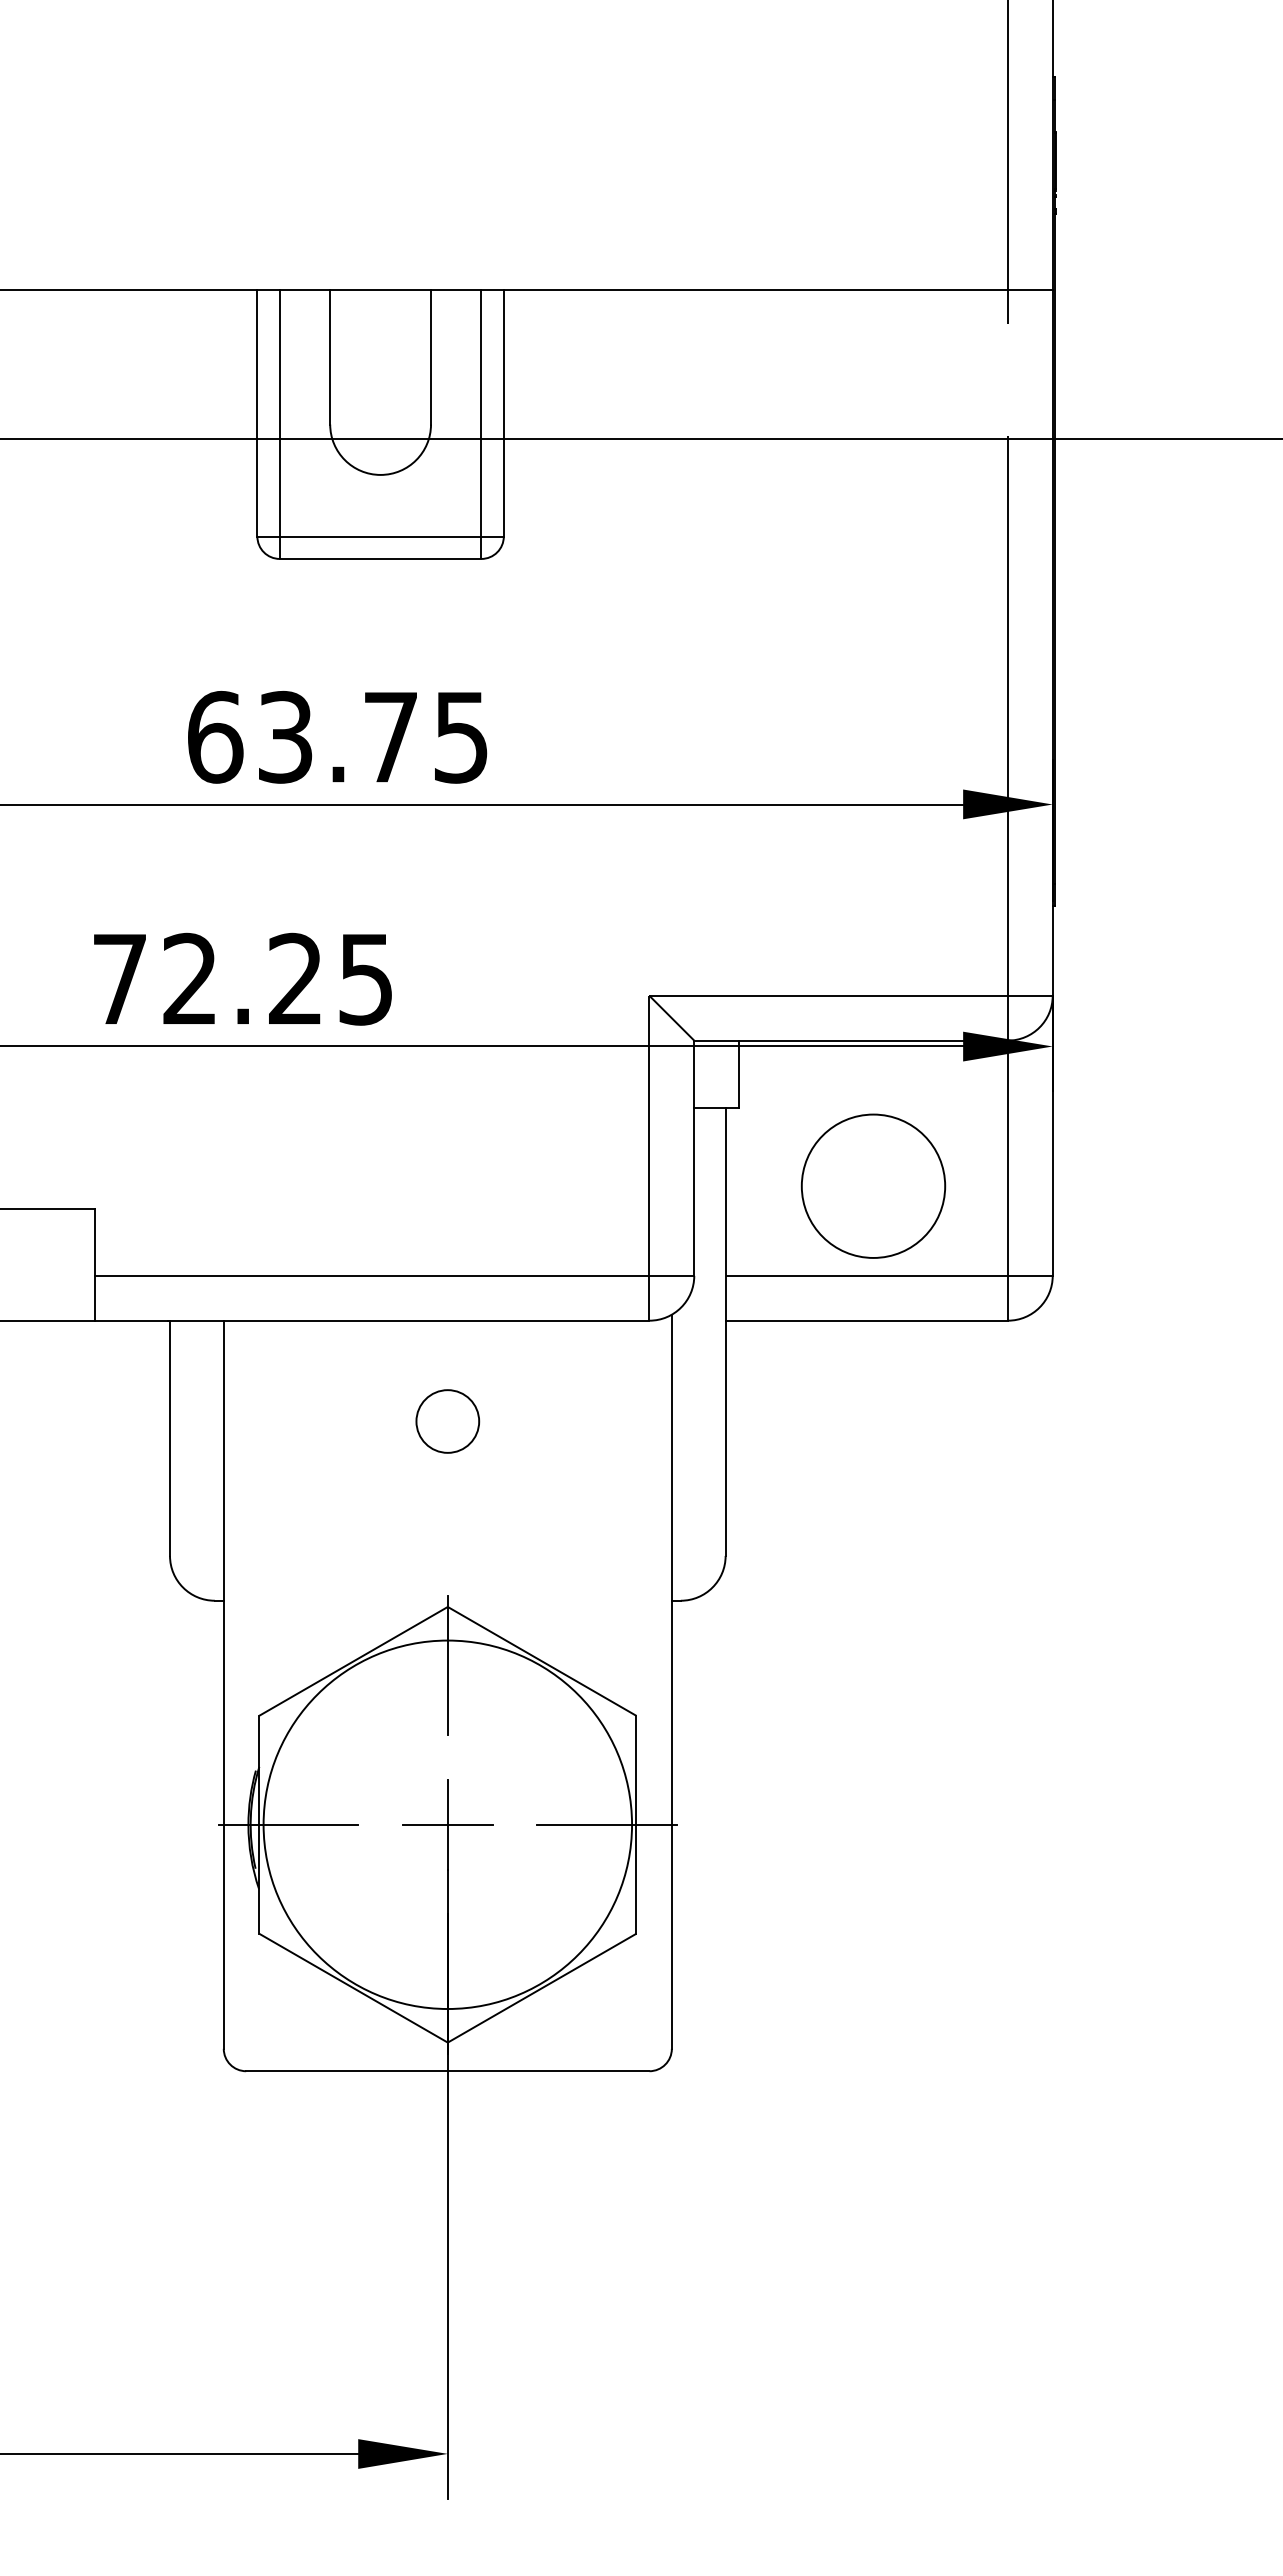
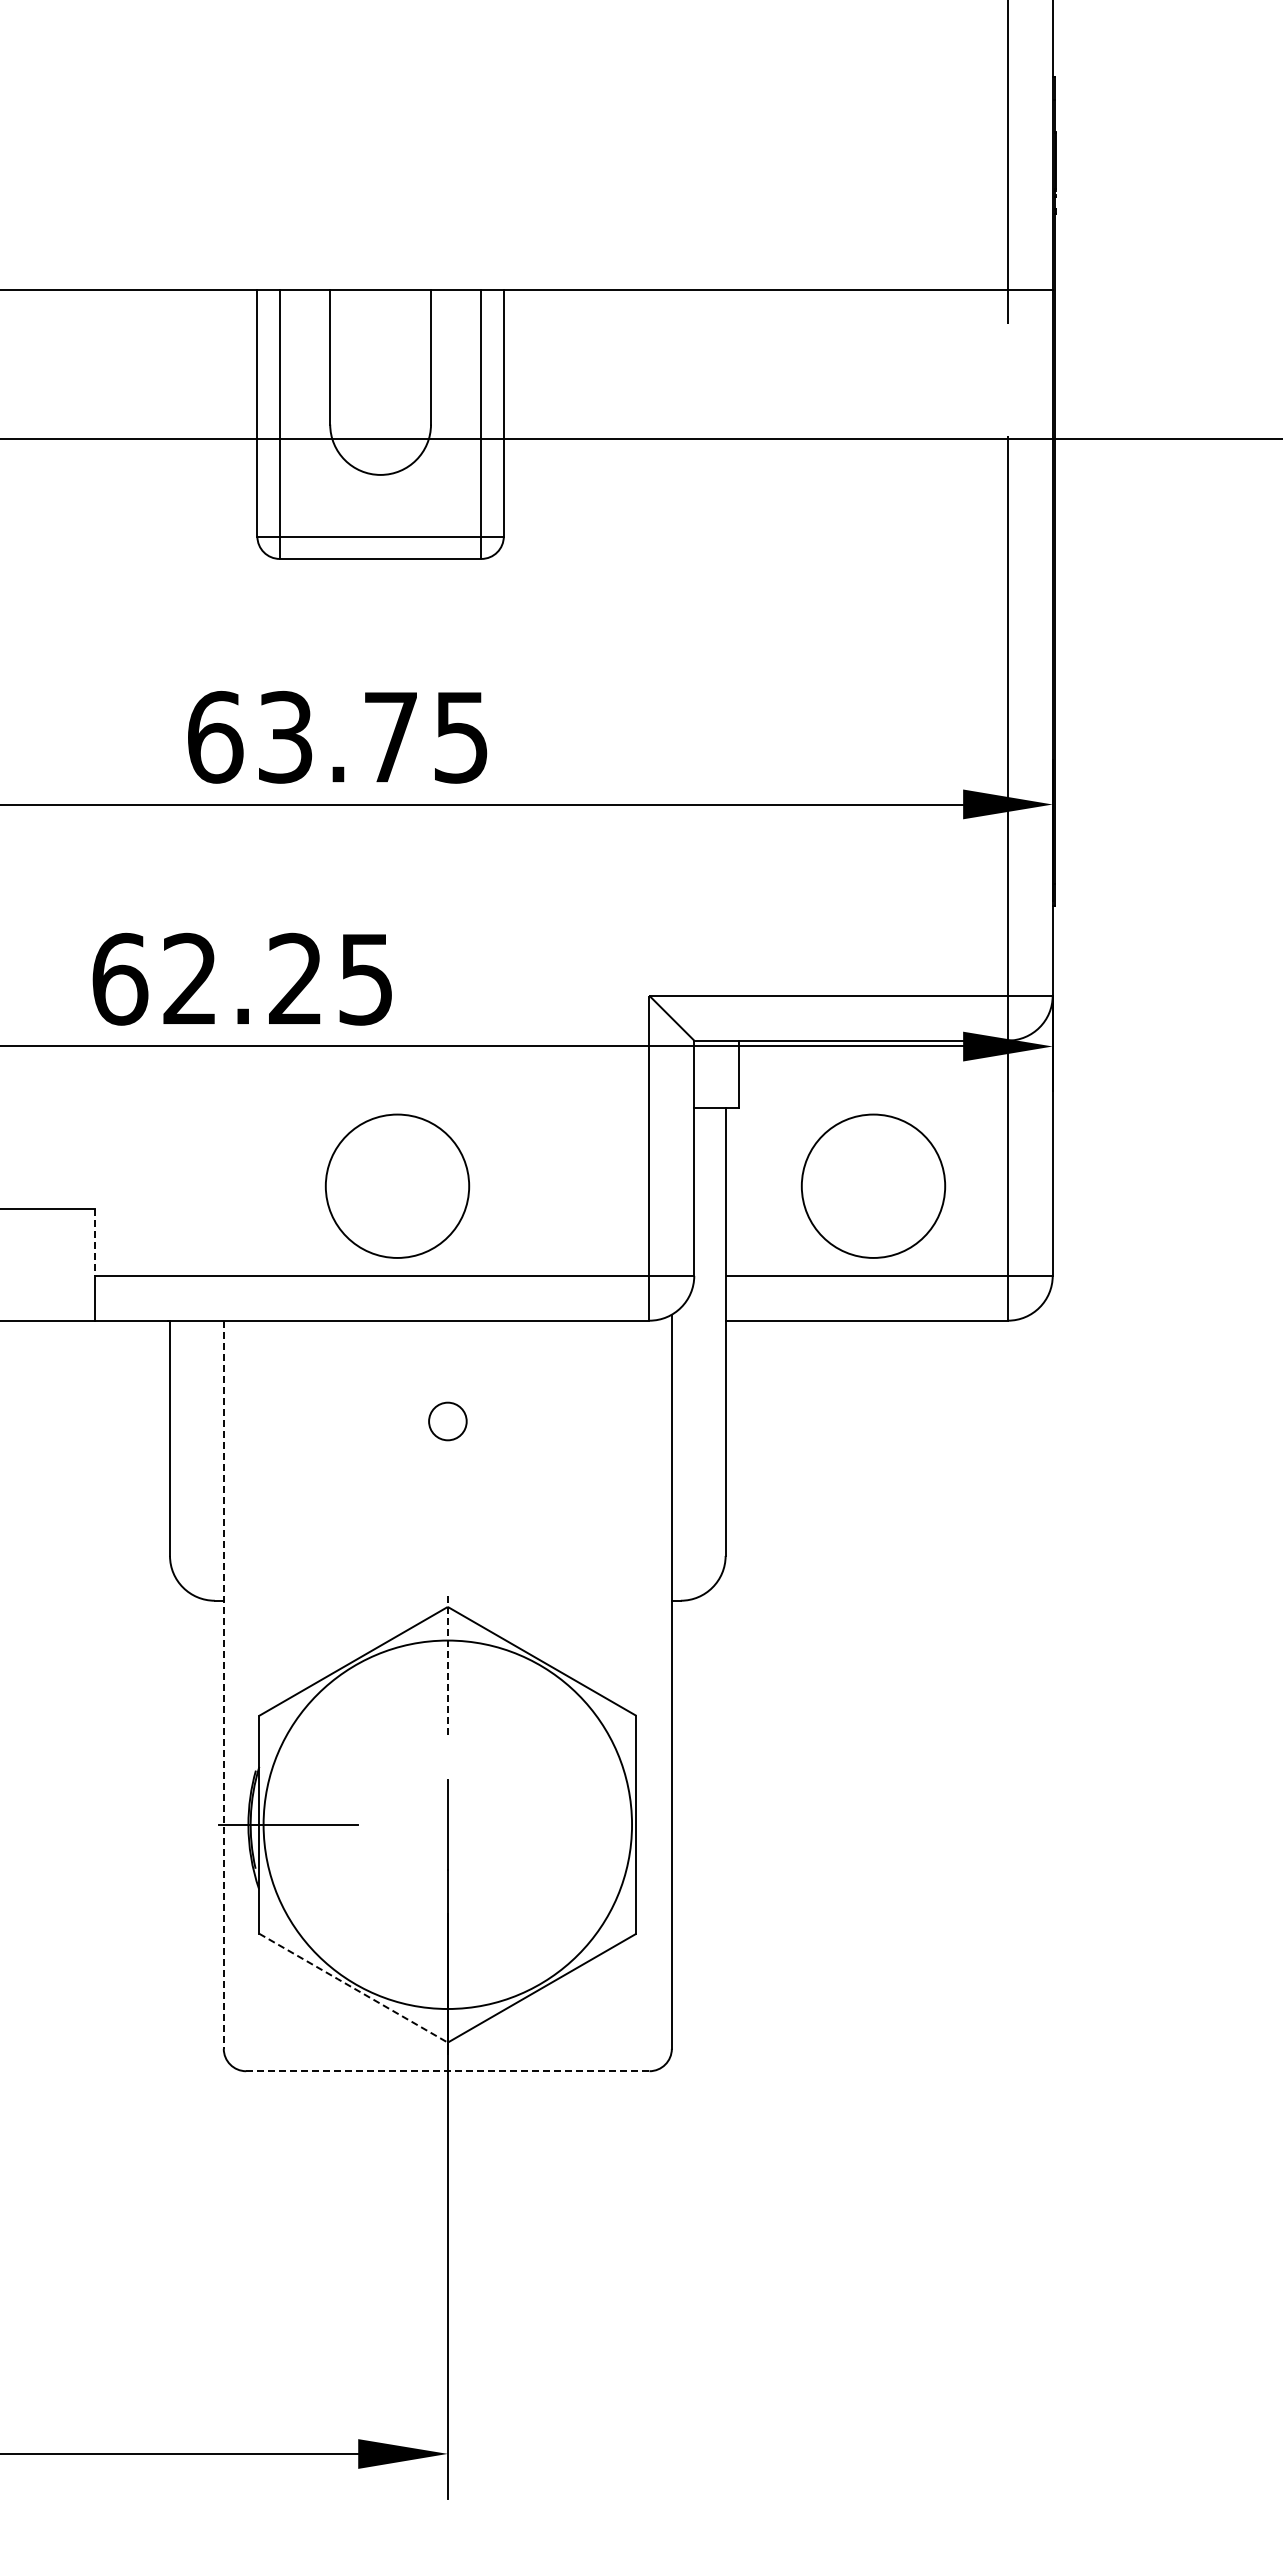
text: 72.25 -> 62.25 (120, 978)
circle: none -> present (397, 1185)
line: solid -> dashed (94, 1242)
circle size: 66x65 px -> 40x41 px (447, 1421)
line: solid -> dashed (447, 1665)
line: solid -> dashed (223, 1685)
line: present -> none (447, 1824)
line: present -> none (606, 1824)
line: solid -> dashed (353, 1988)
line: solid -> dashed (447, 2071)
